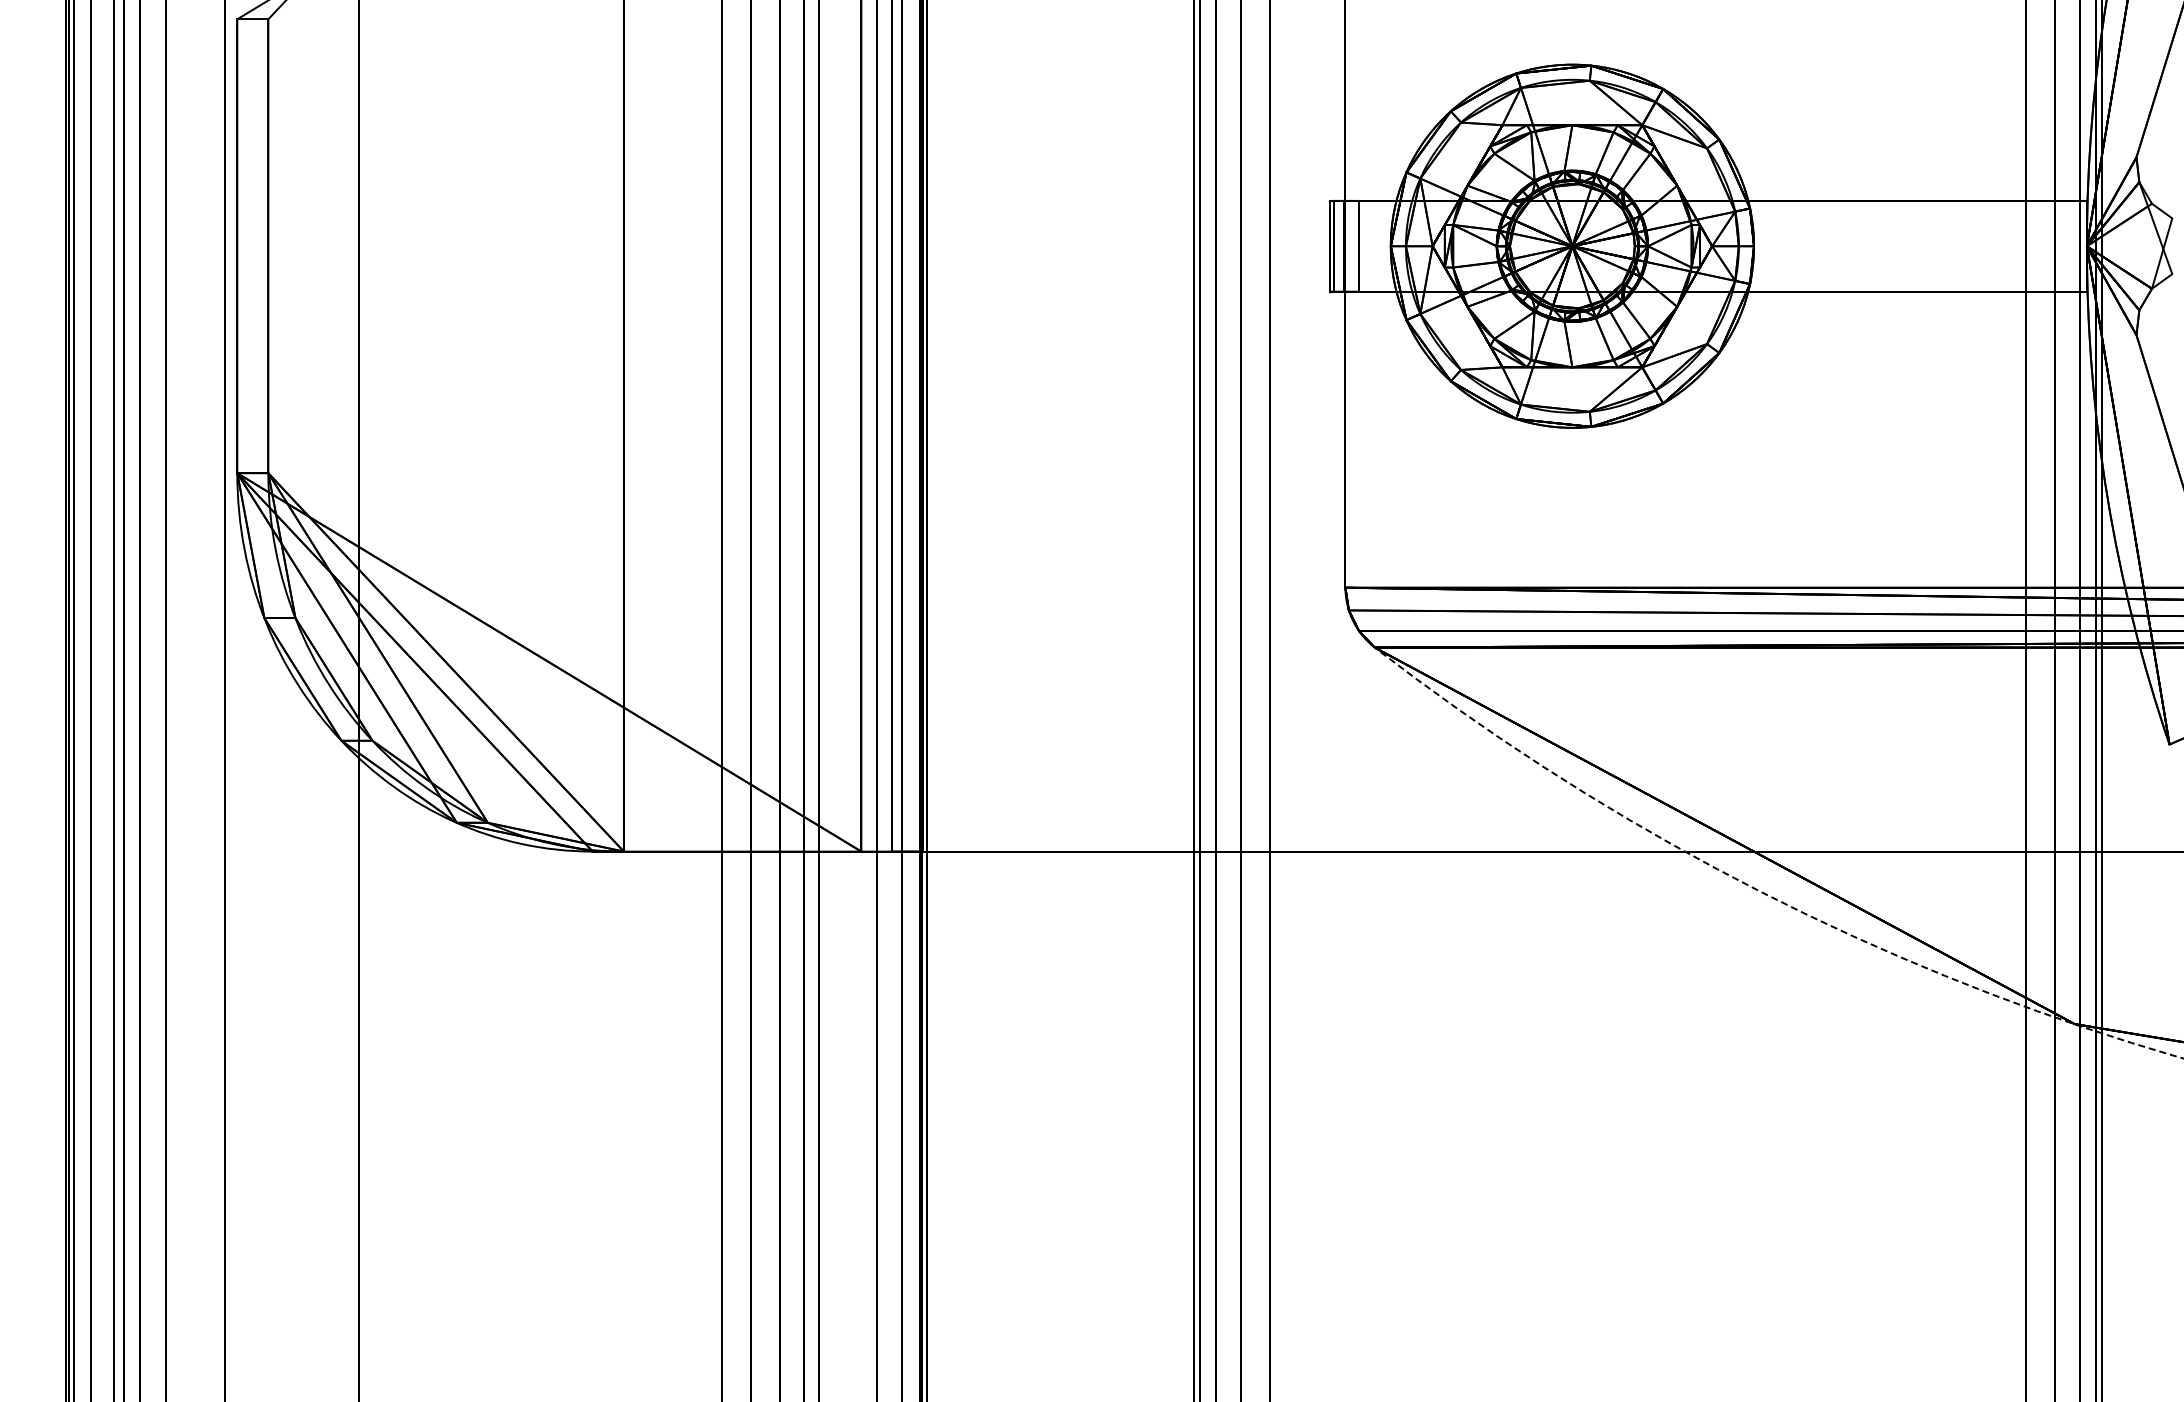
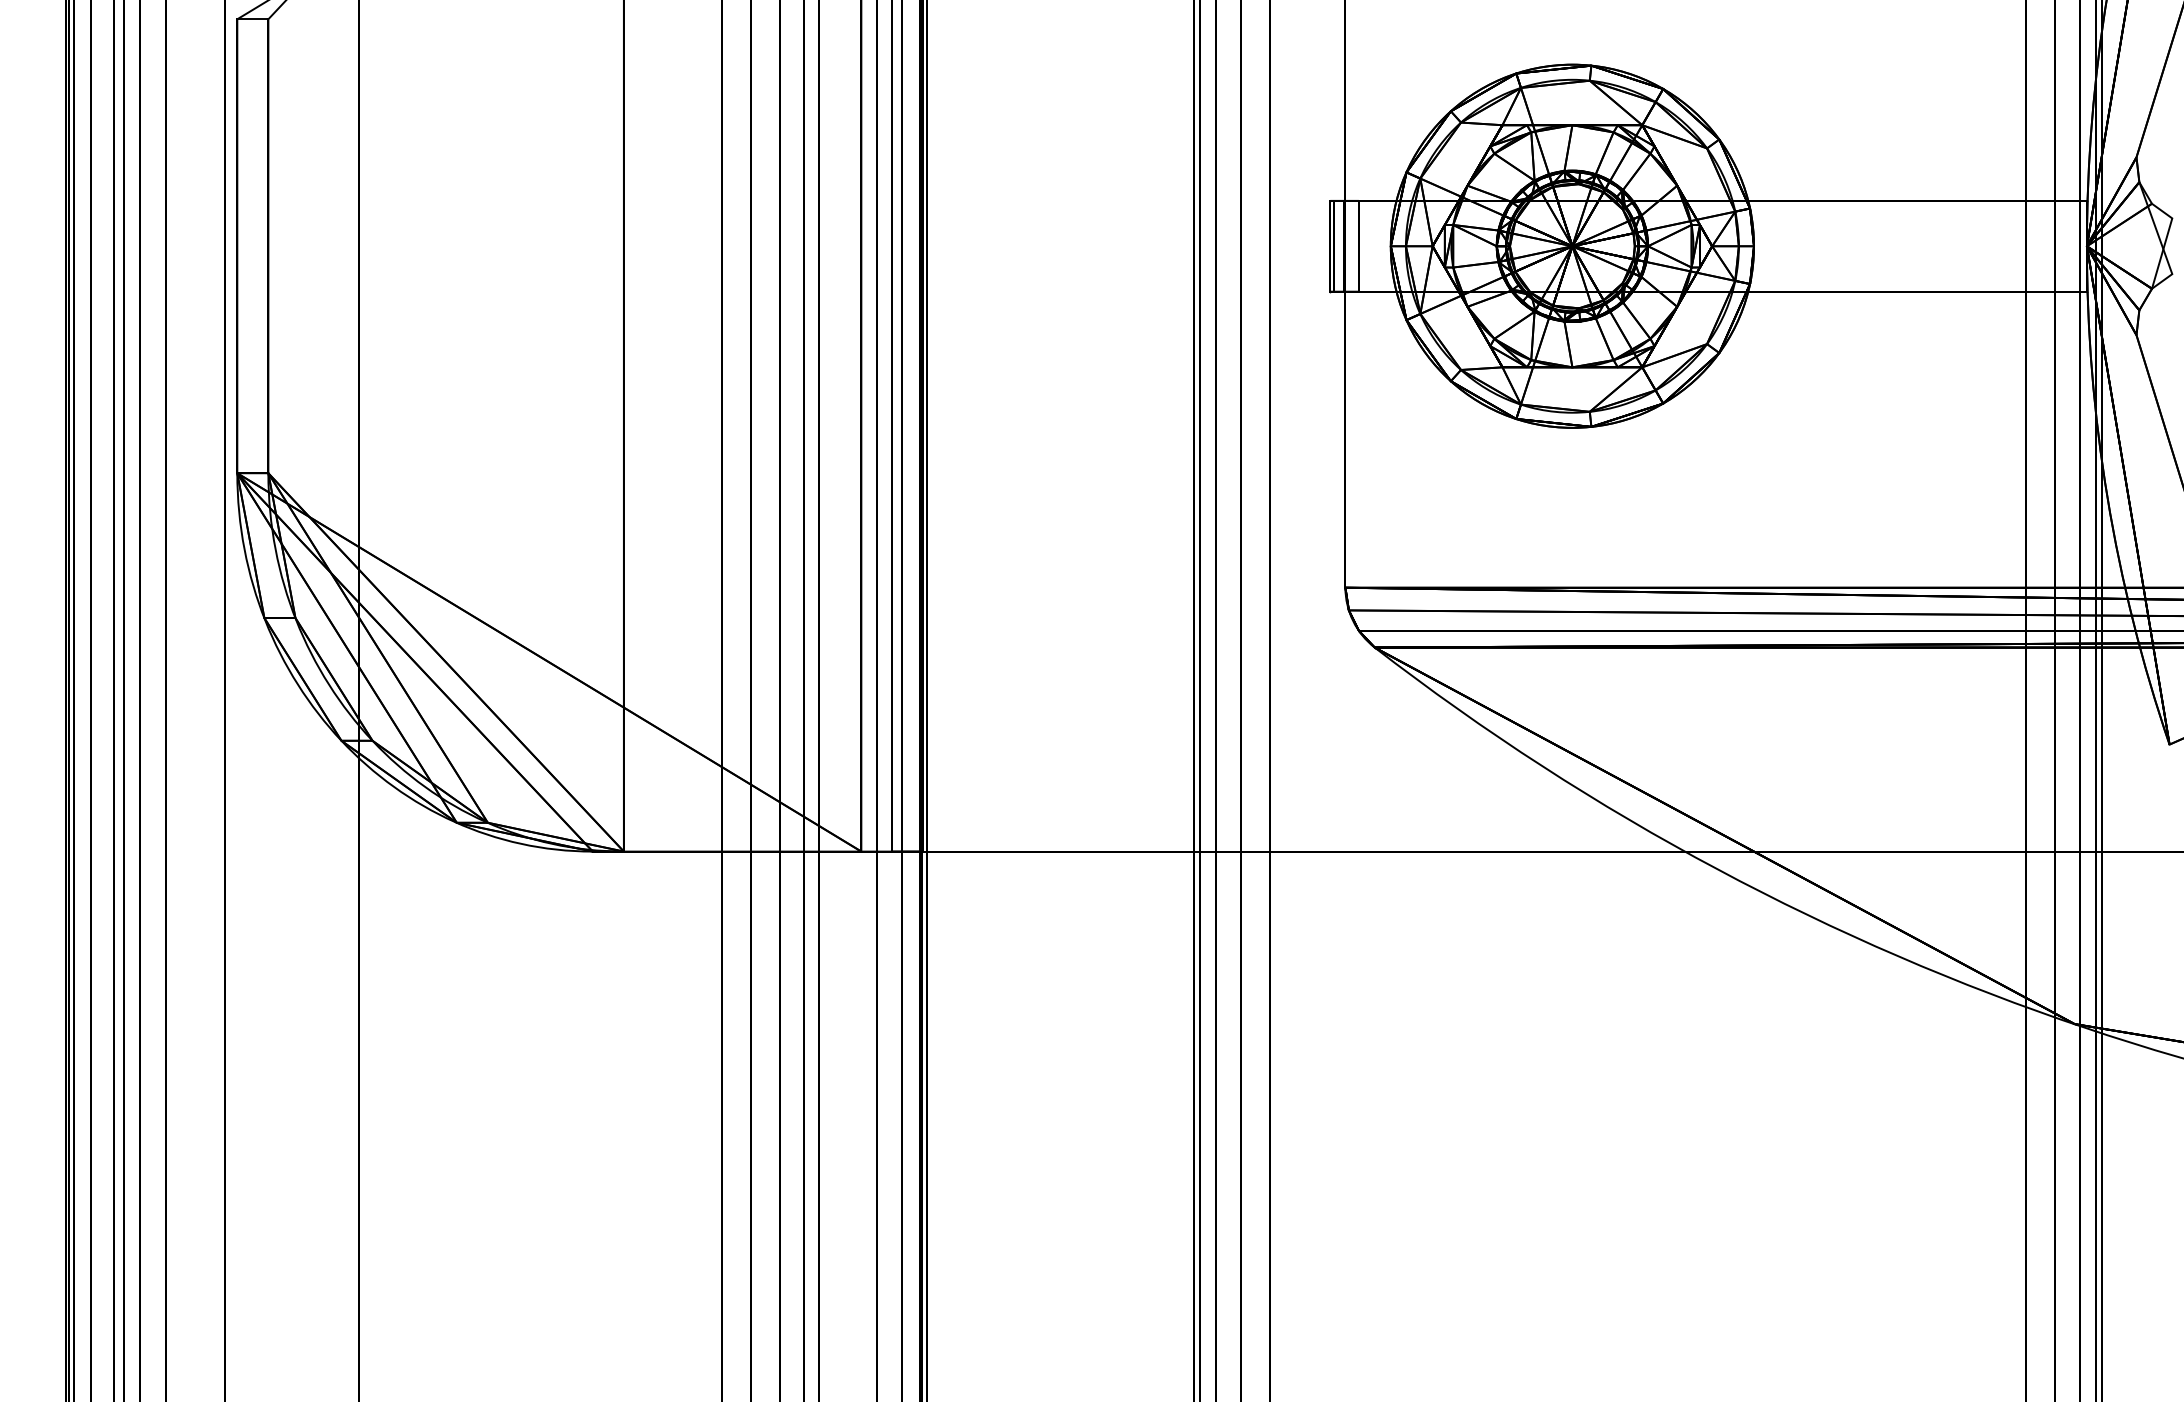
arc: dashed -> solid (1755, 889)
